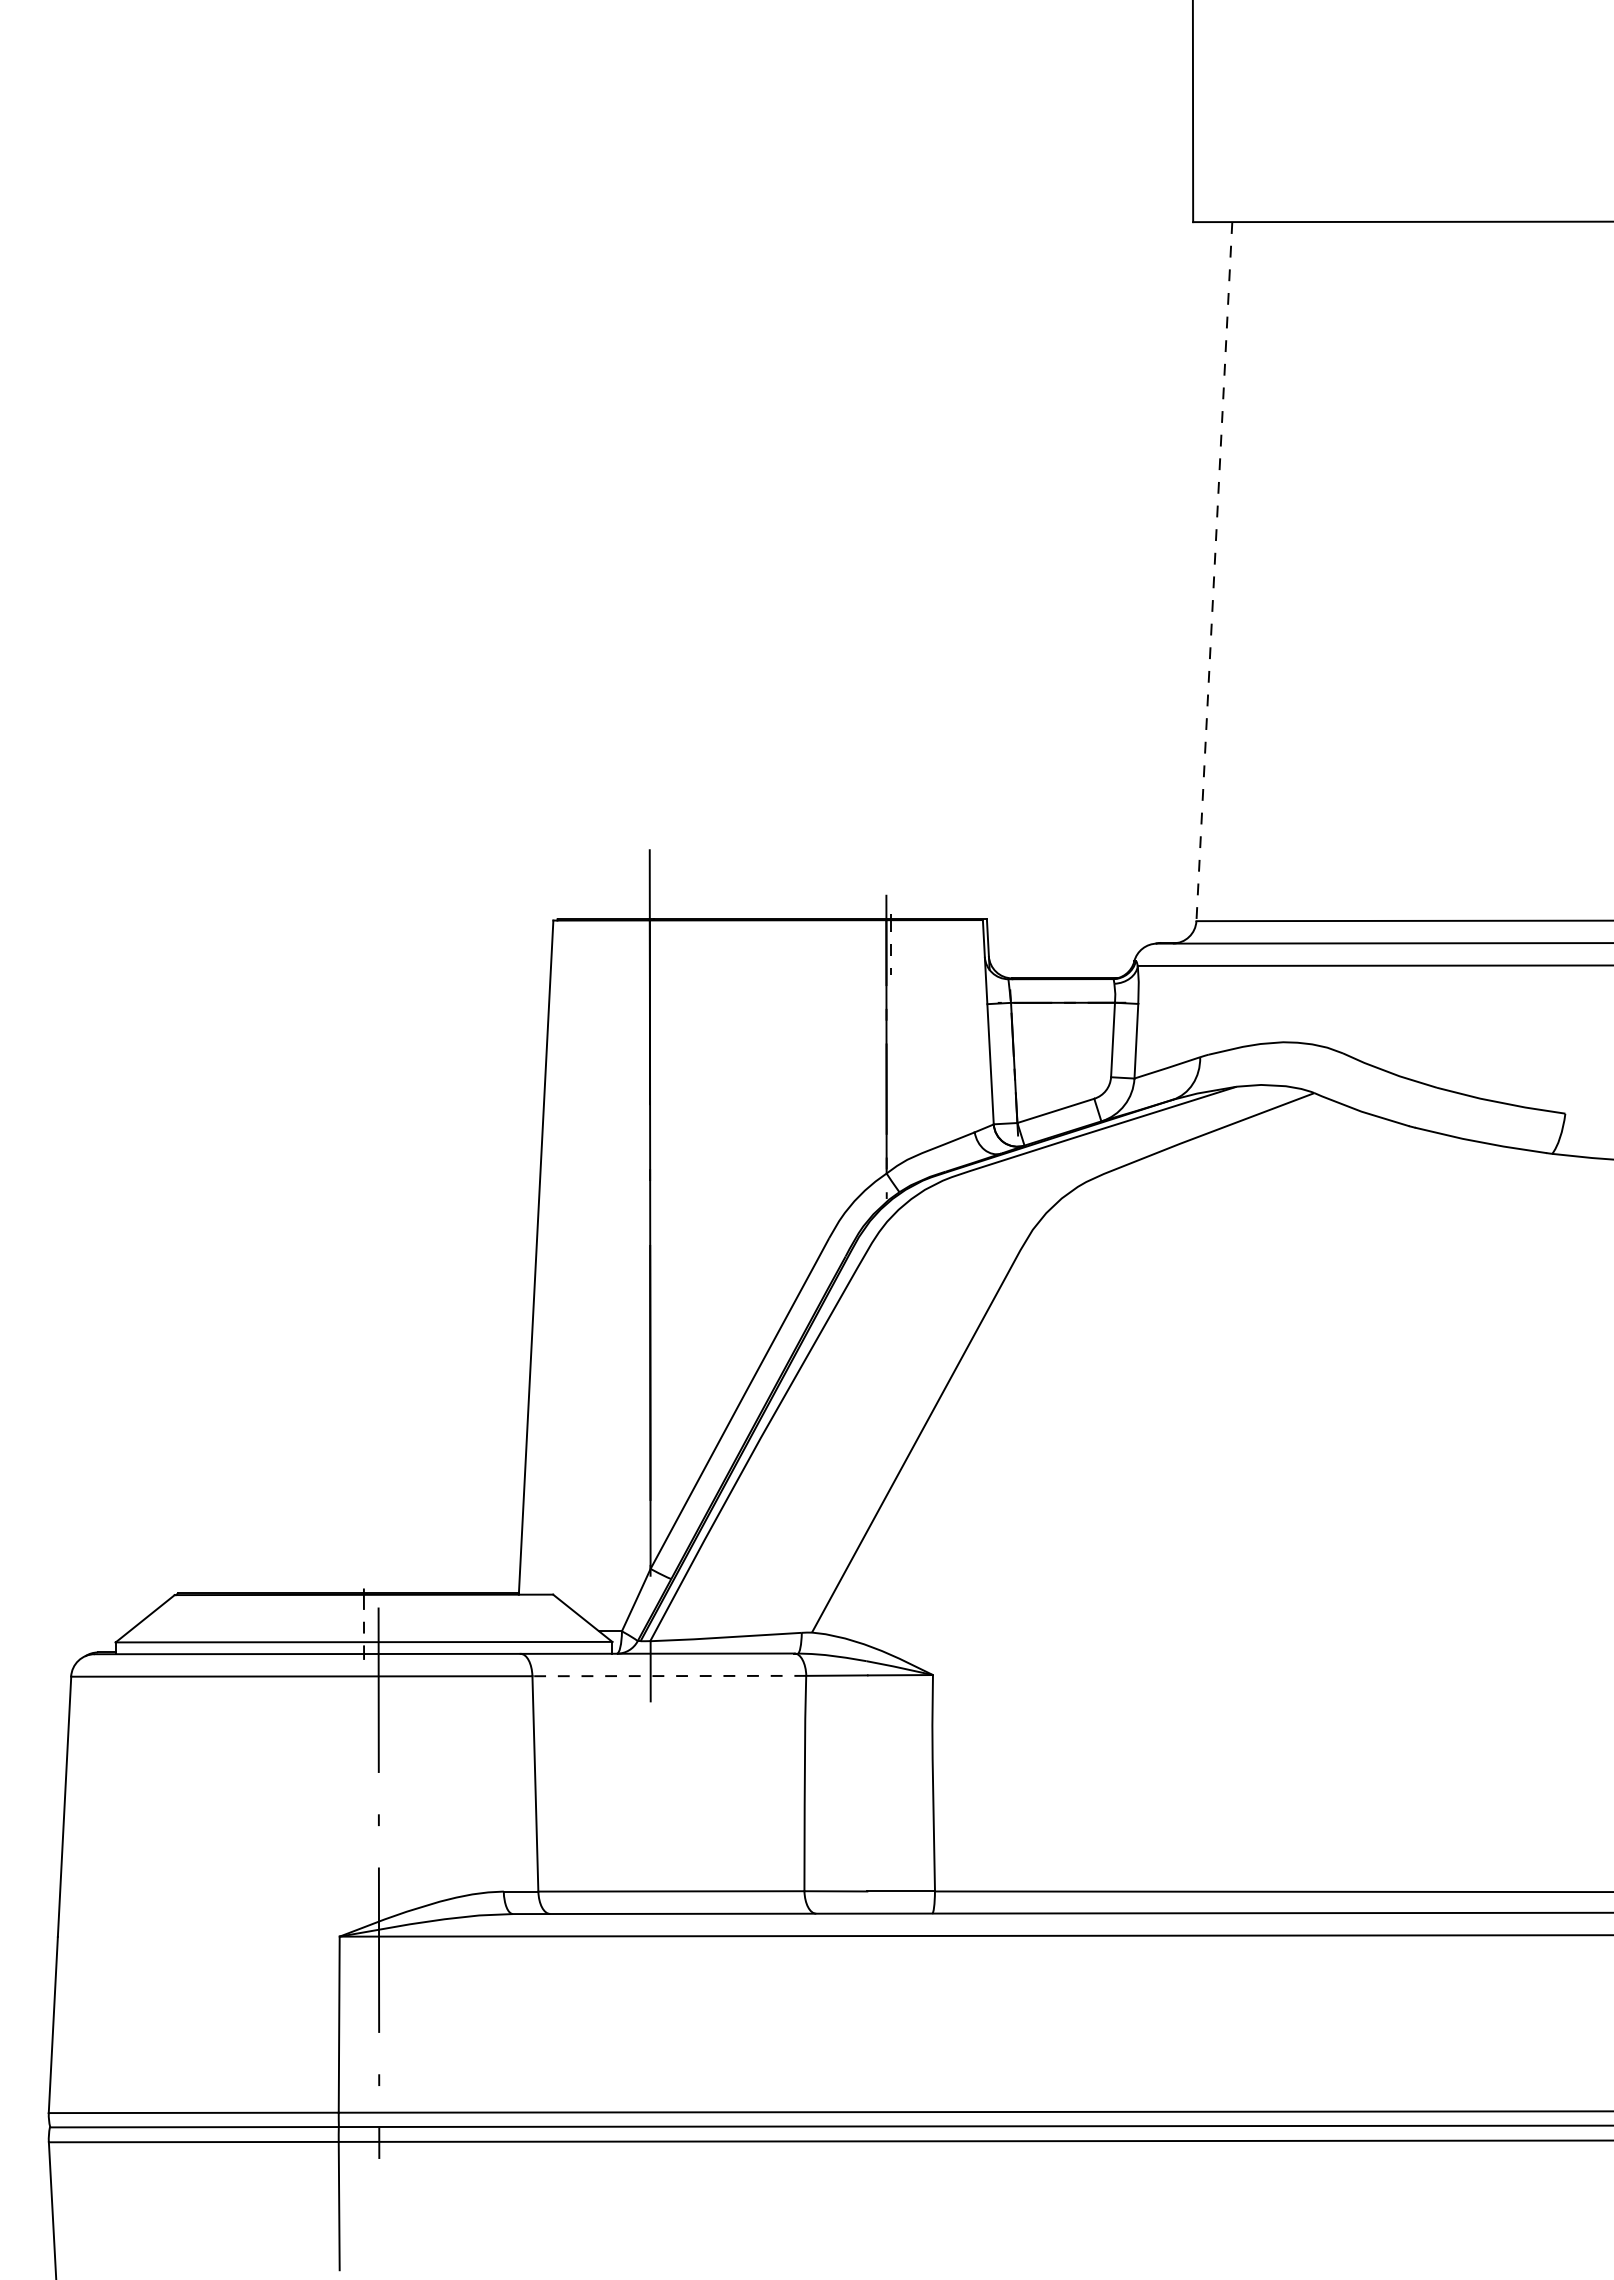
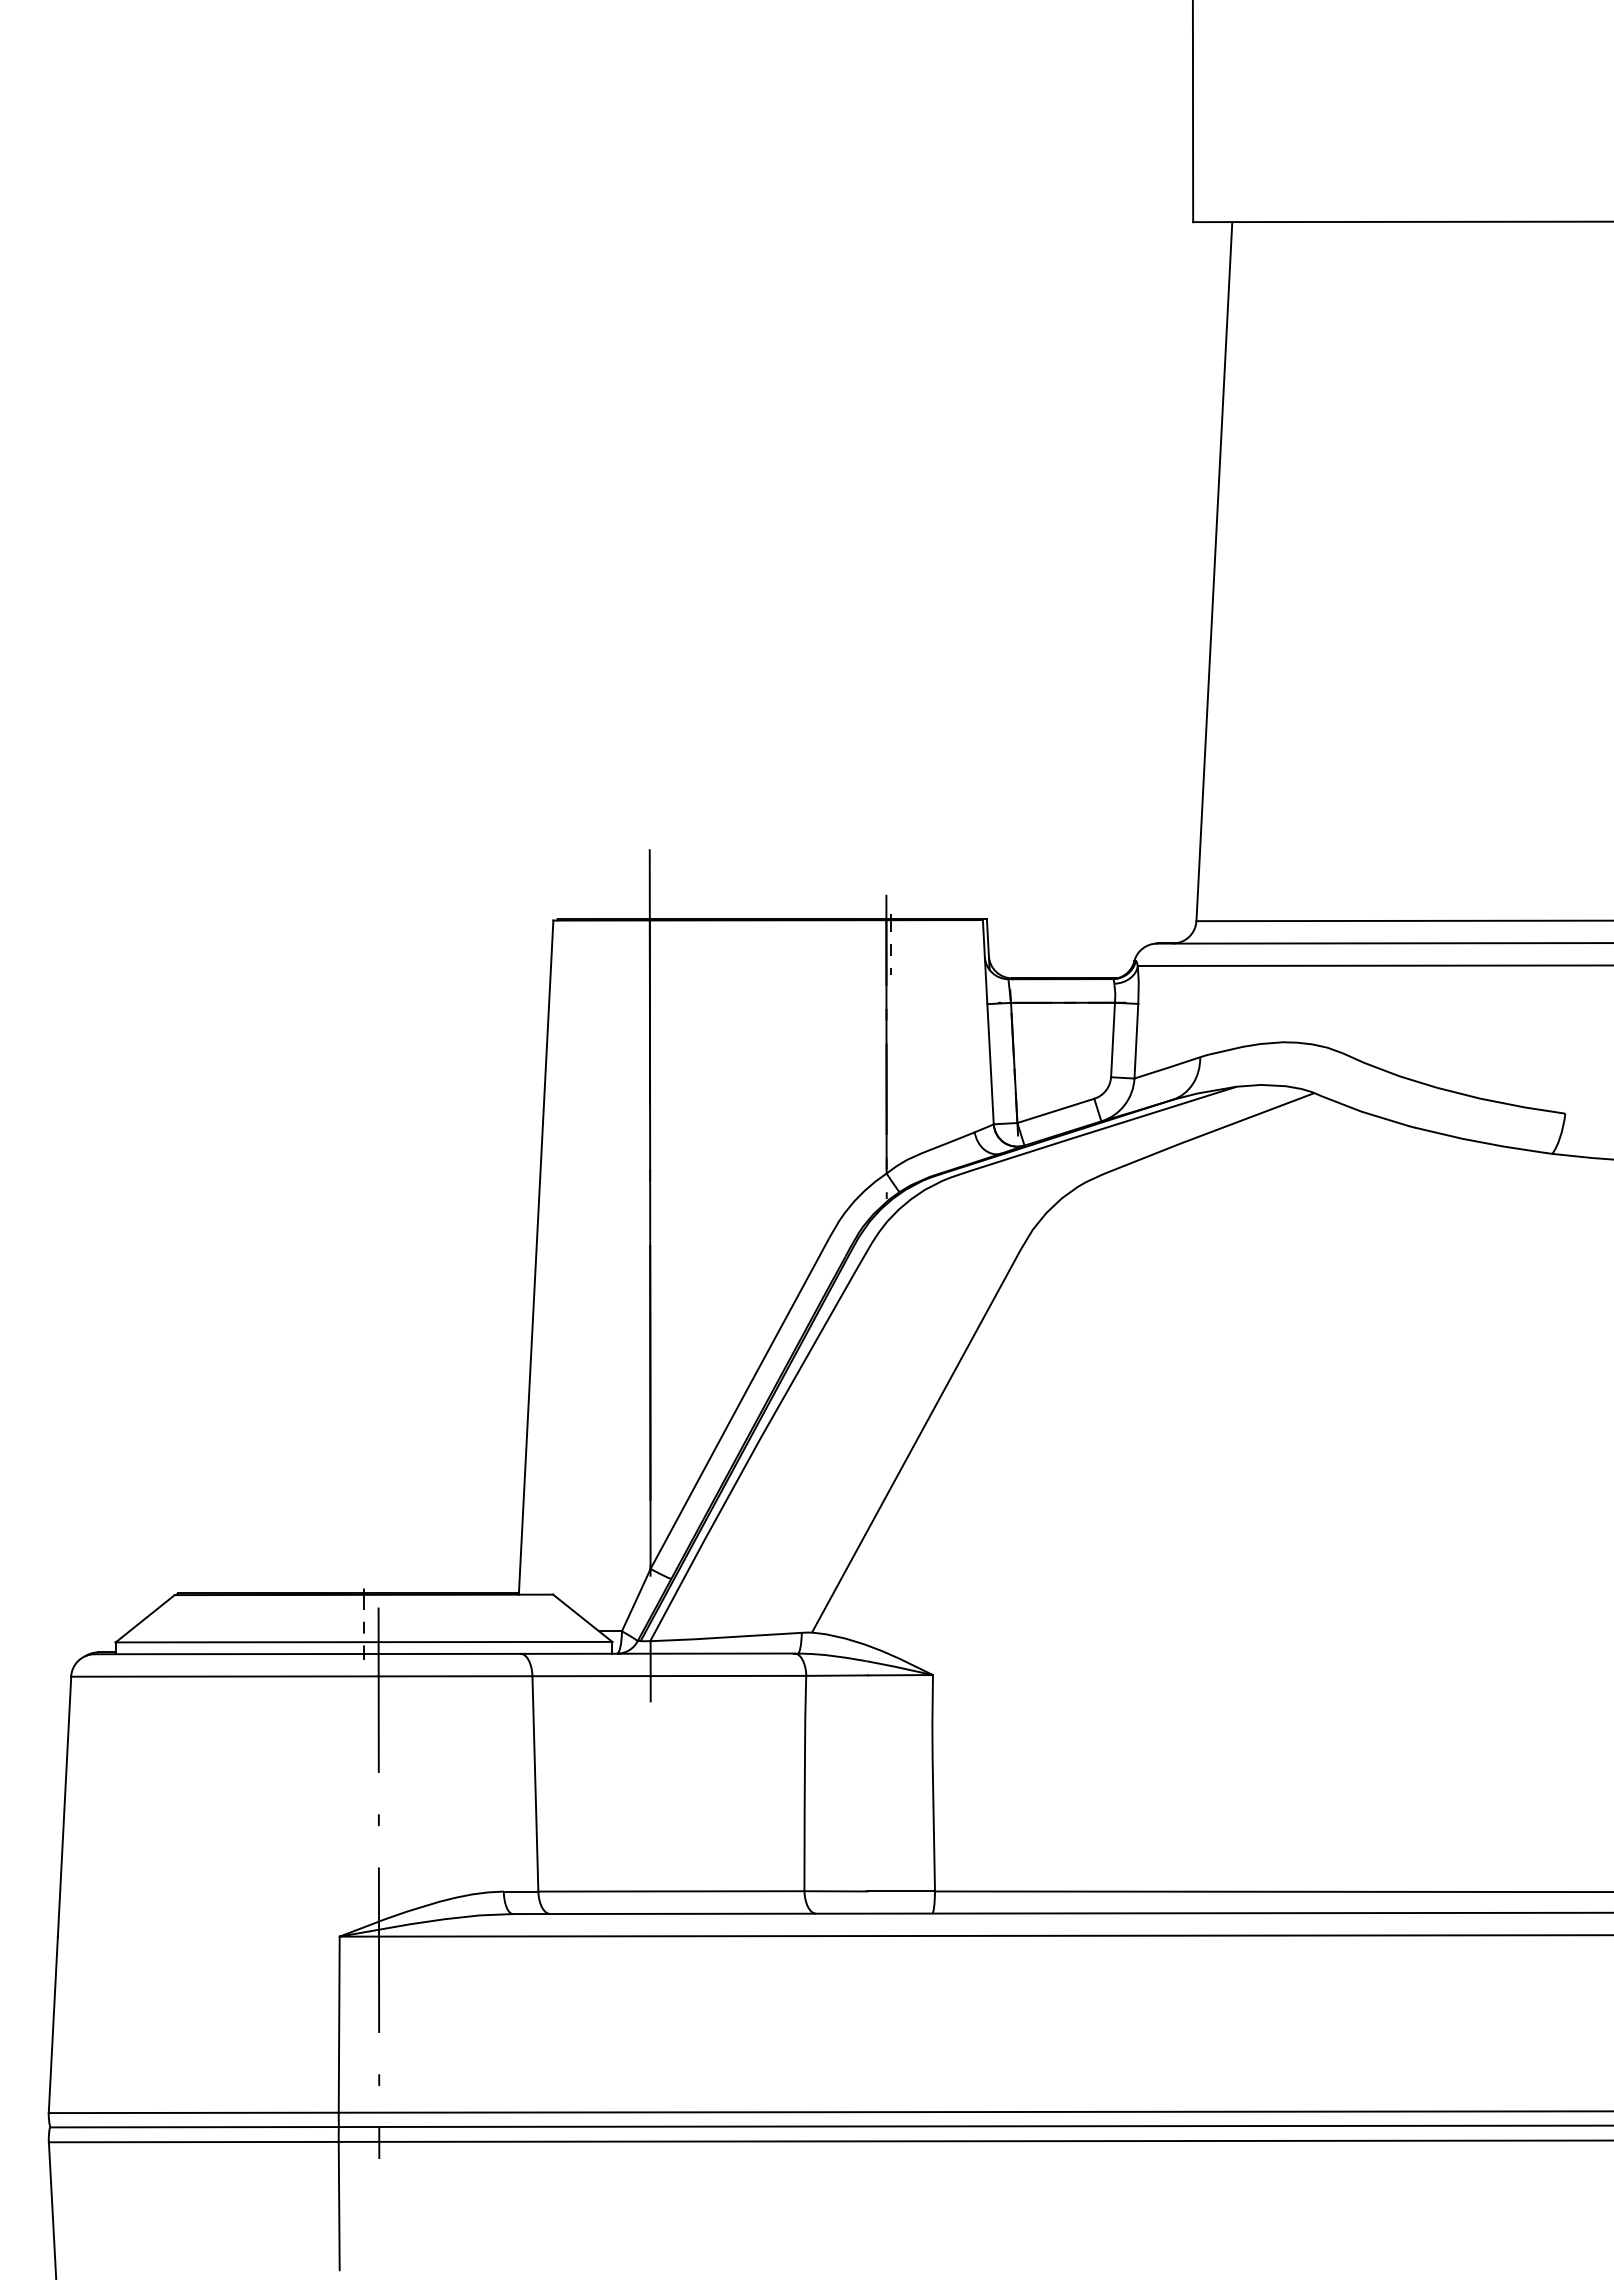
line: dashed -> solid (1214, 571)
line: dashed -> solid (669, 1676)
